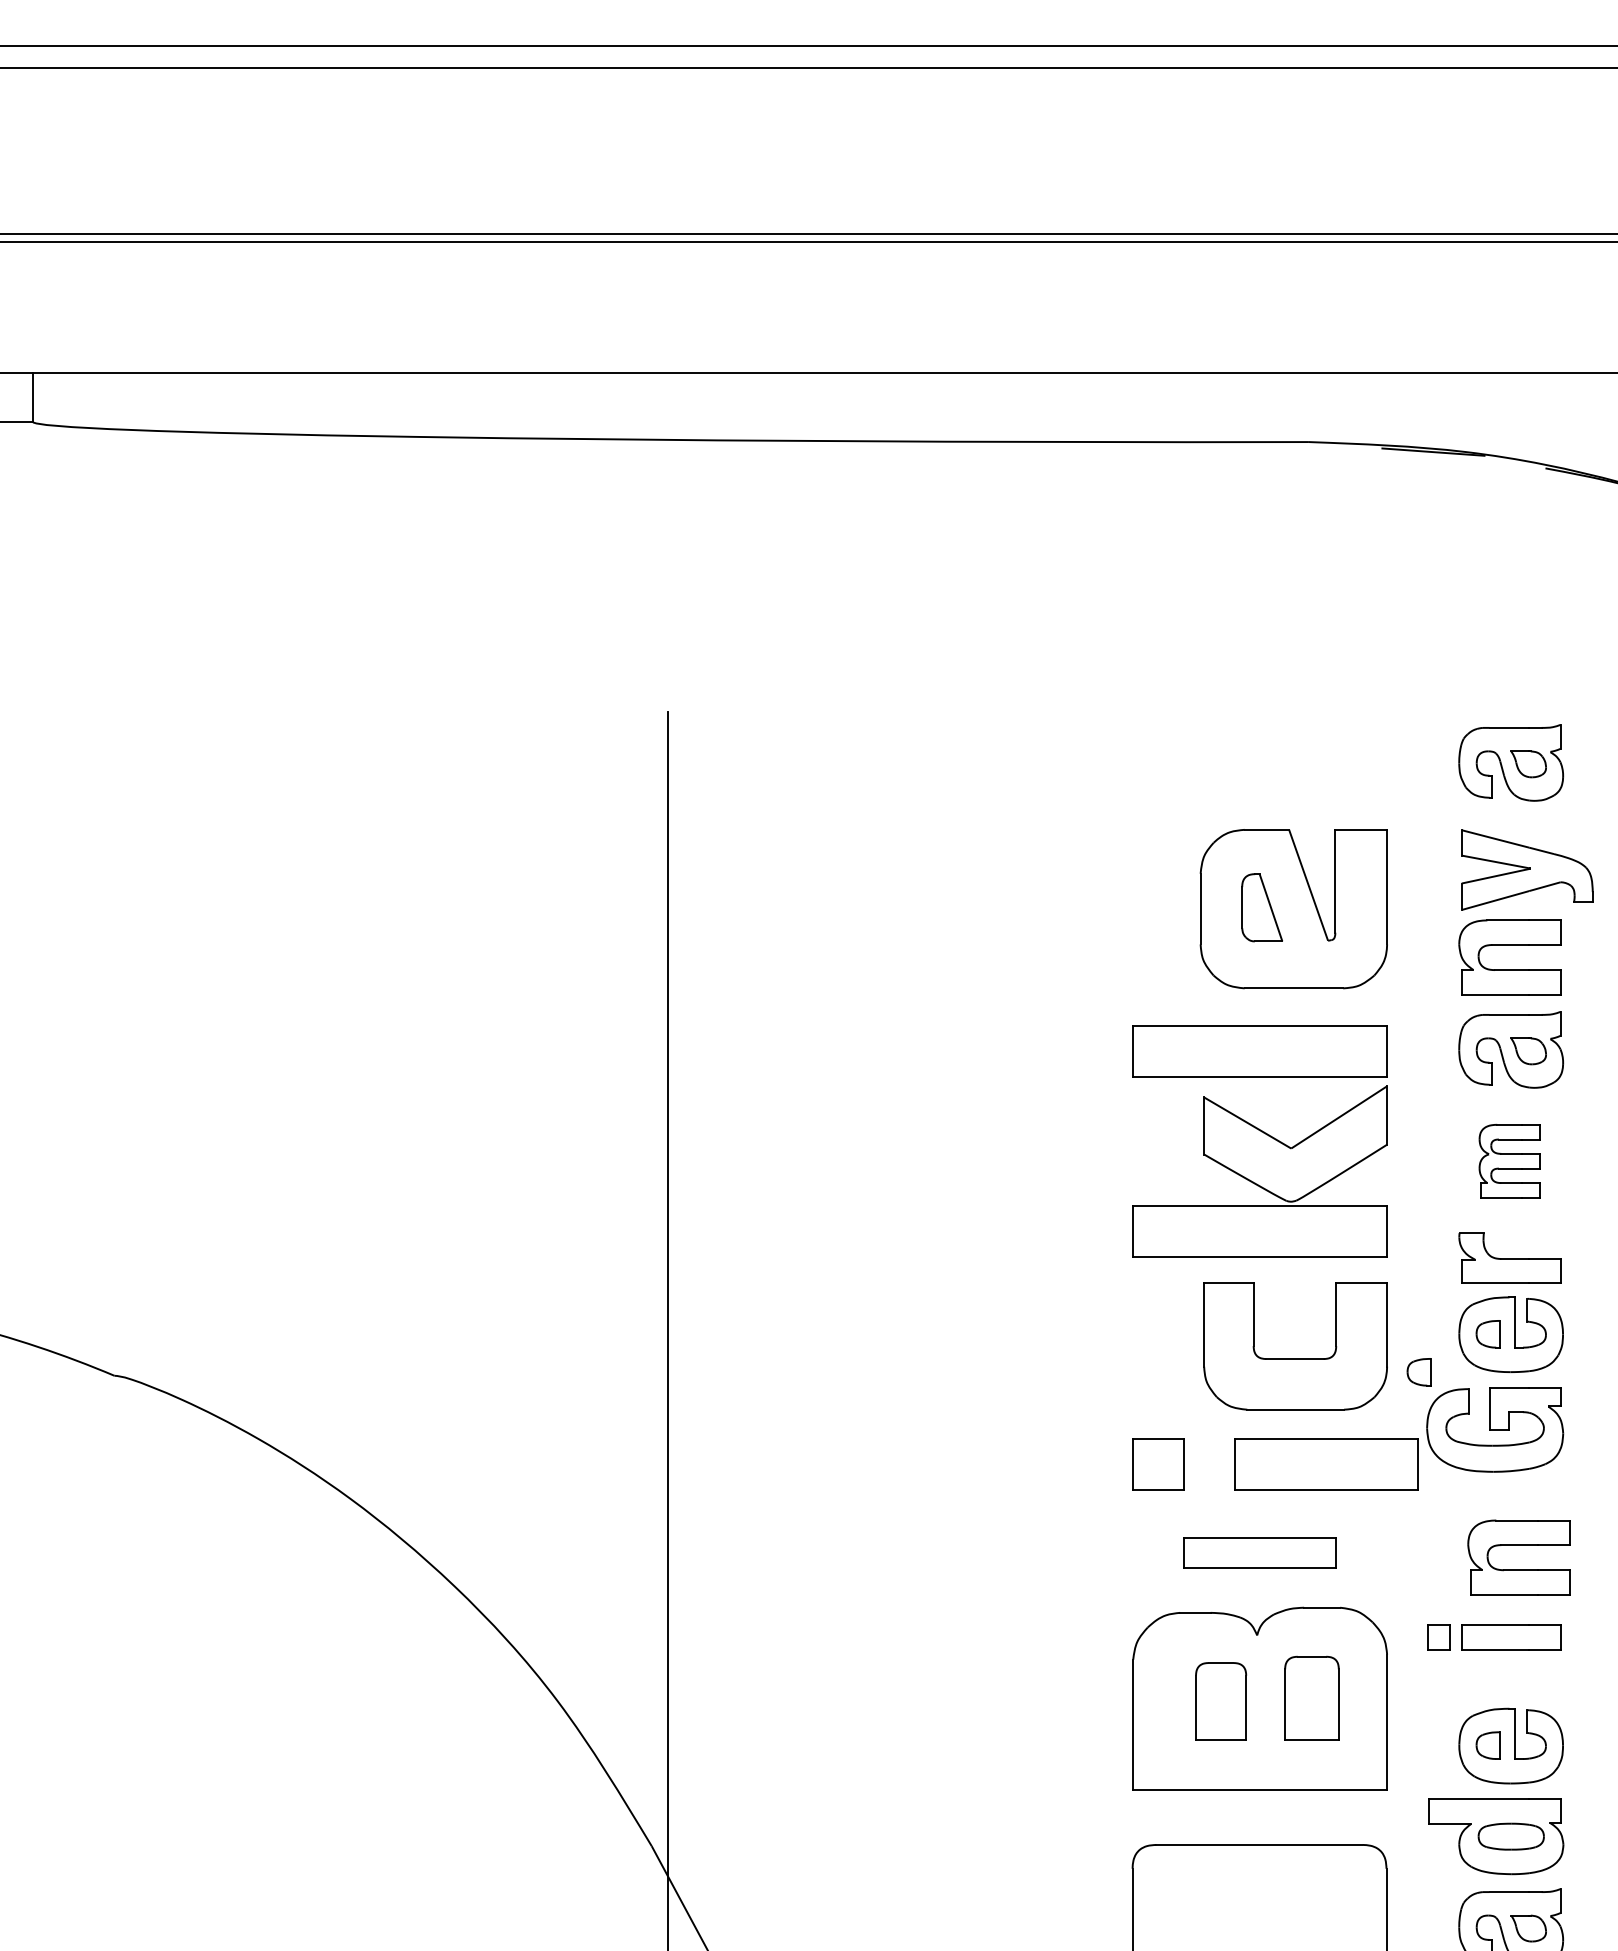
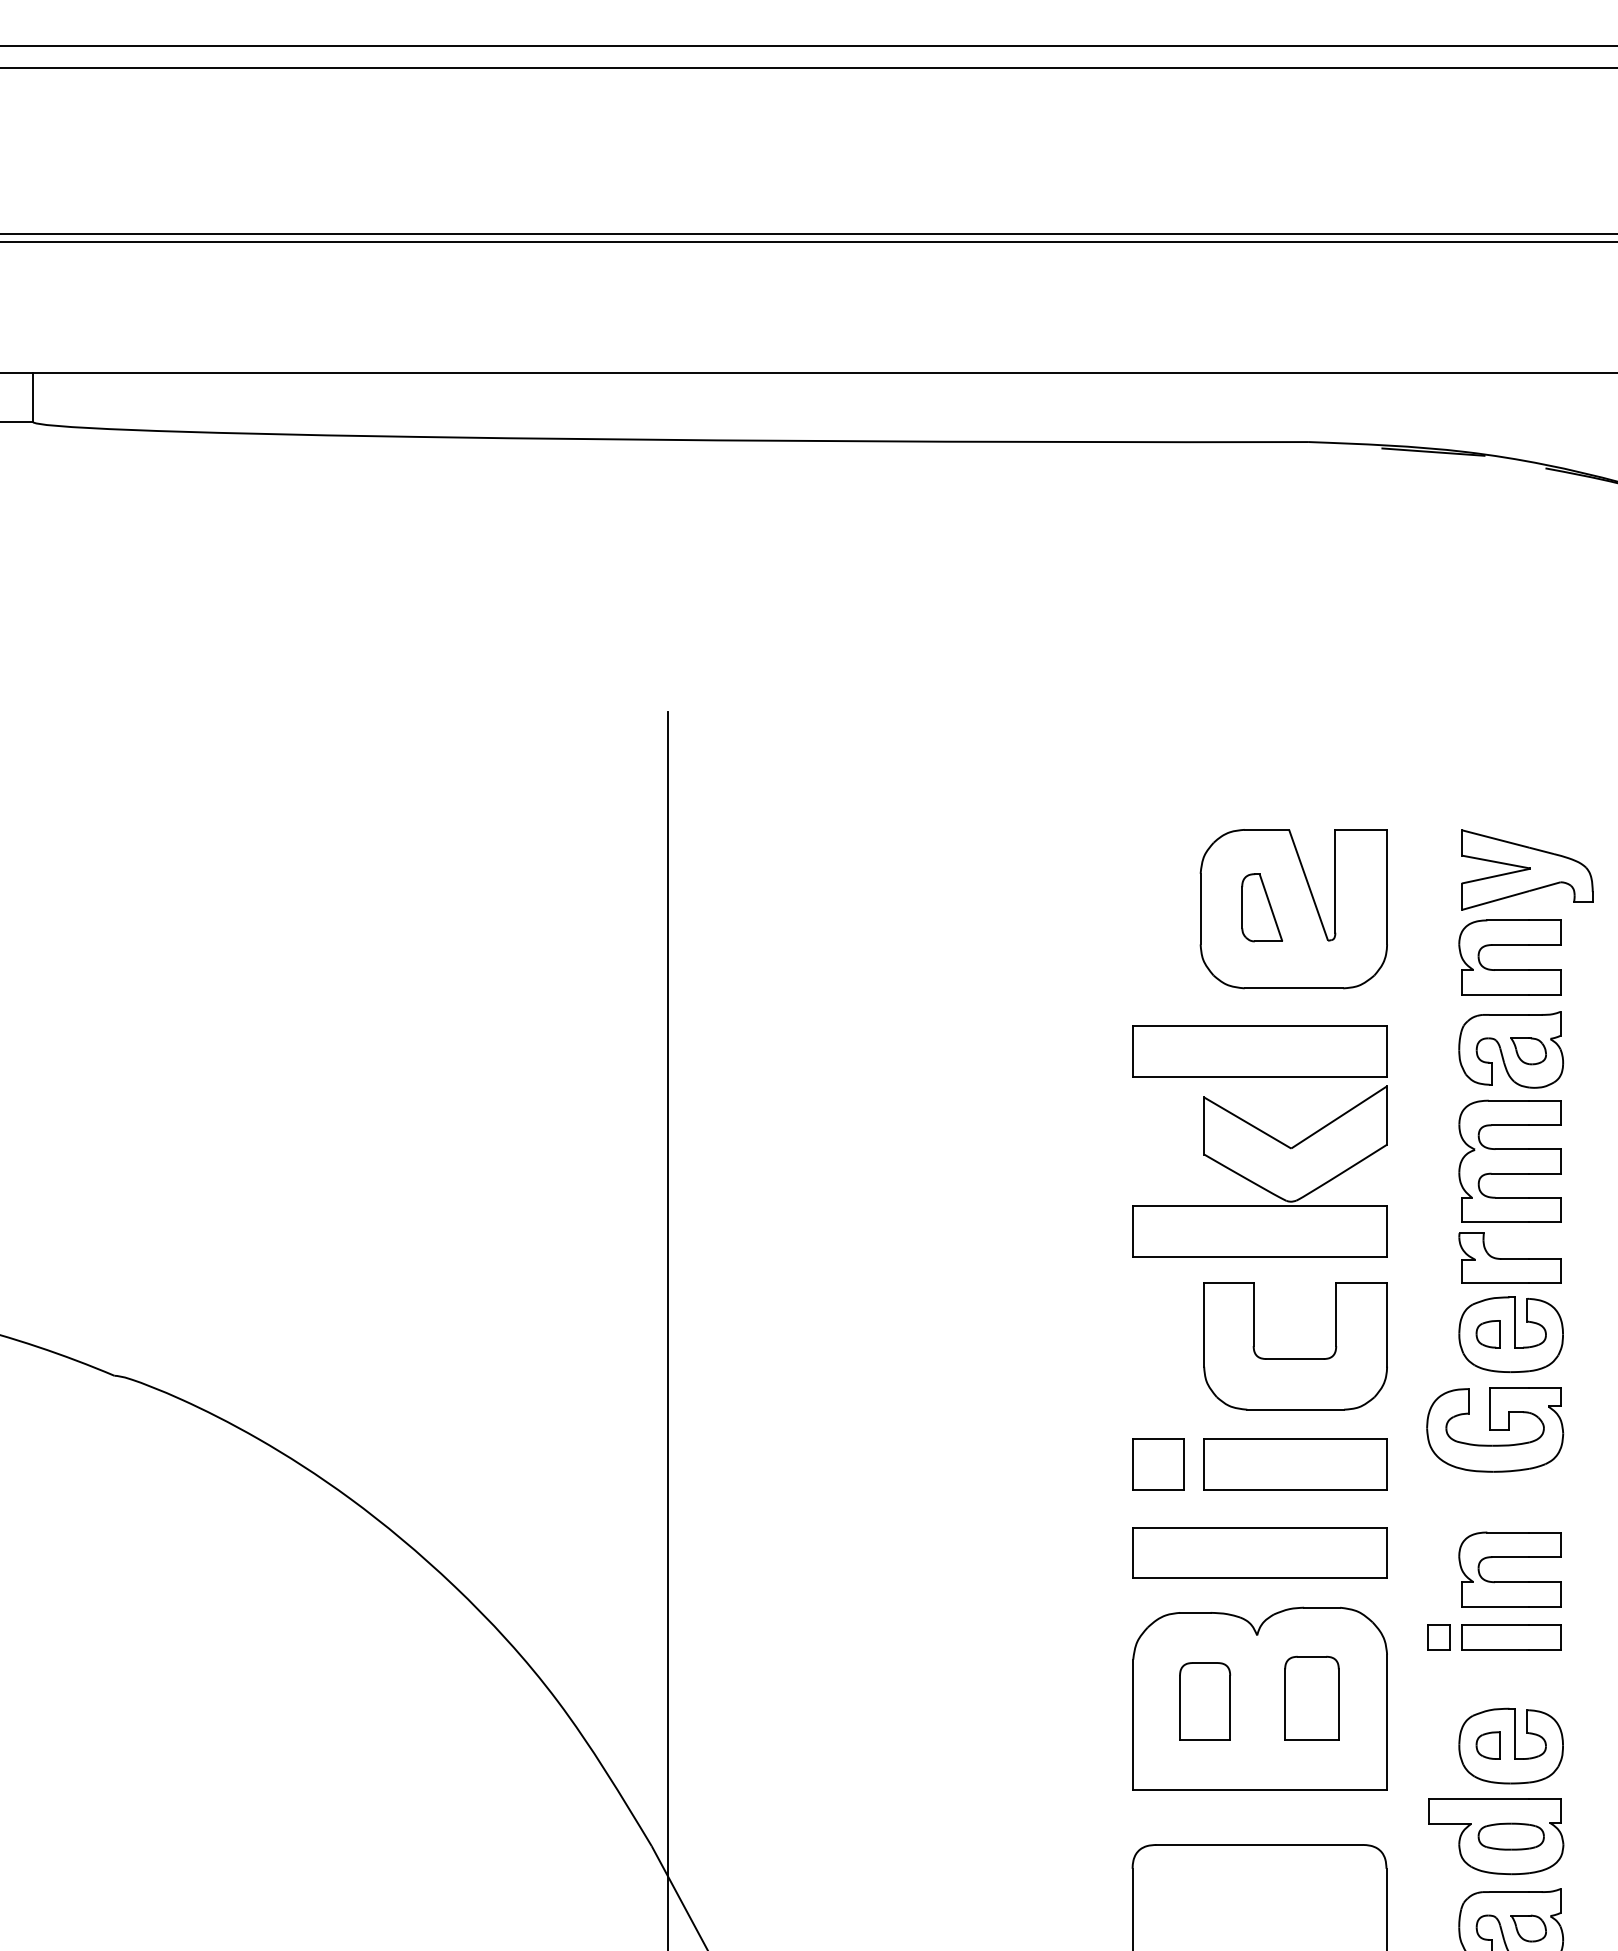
part: present -> none (1511, 762)
part size: 63x76 px -> 104x124 px (1509, 1160)
part: present -> none (1418, 1372)
part position: (1326, 1464) -> (1295, 1464) (1295, 1464)
part position: (1518, 1545) -> (1509, 1557) (1509, 1557)
part size: 154x32 px -> 256x52 px (1259, 1552)
part position: (1221, 1701) -> (1205, 1701) (1205, 1701)
